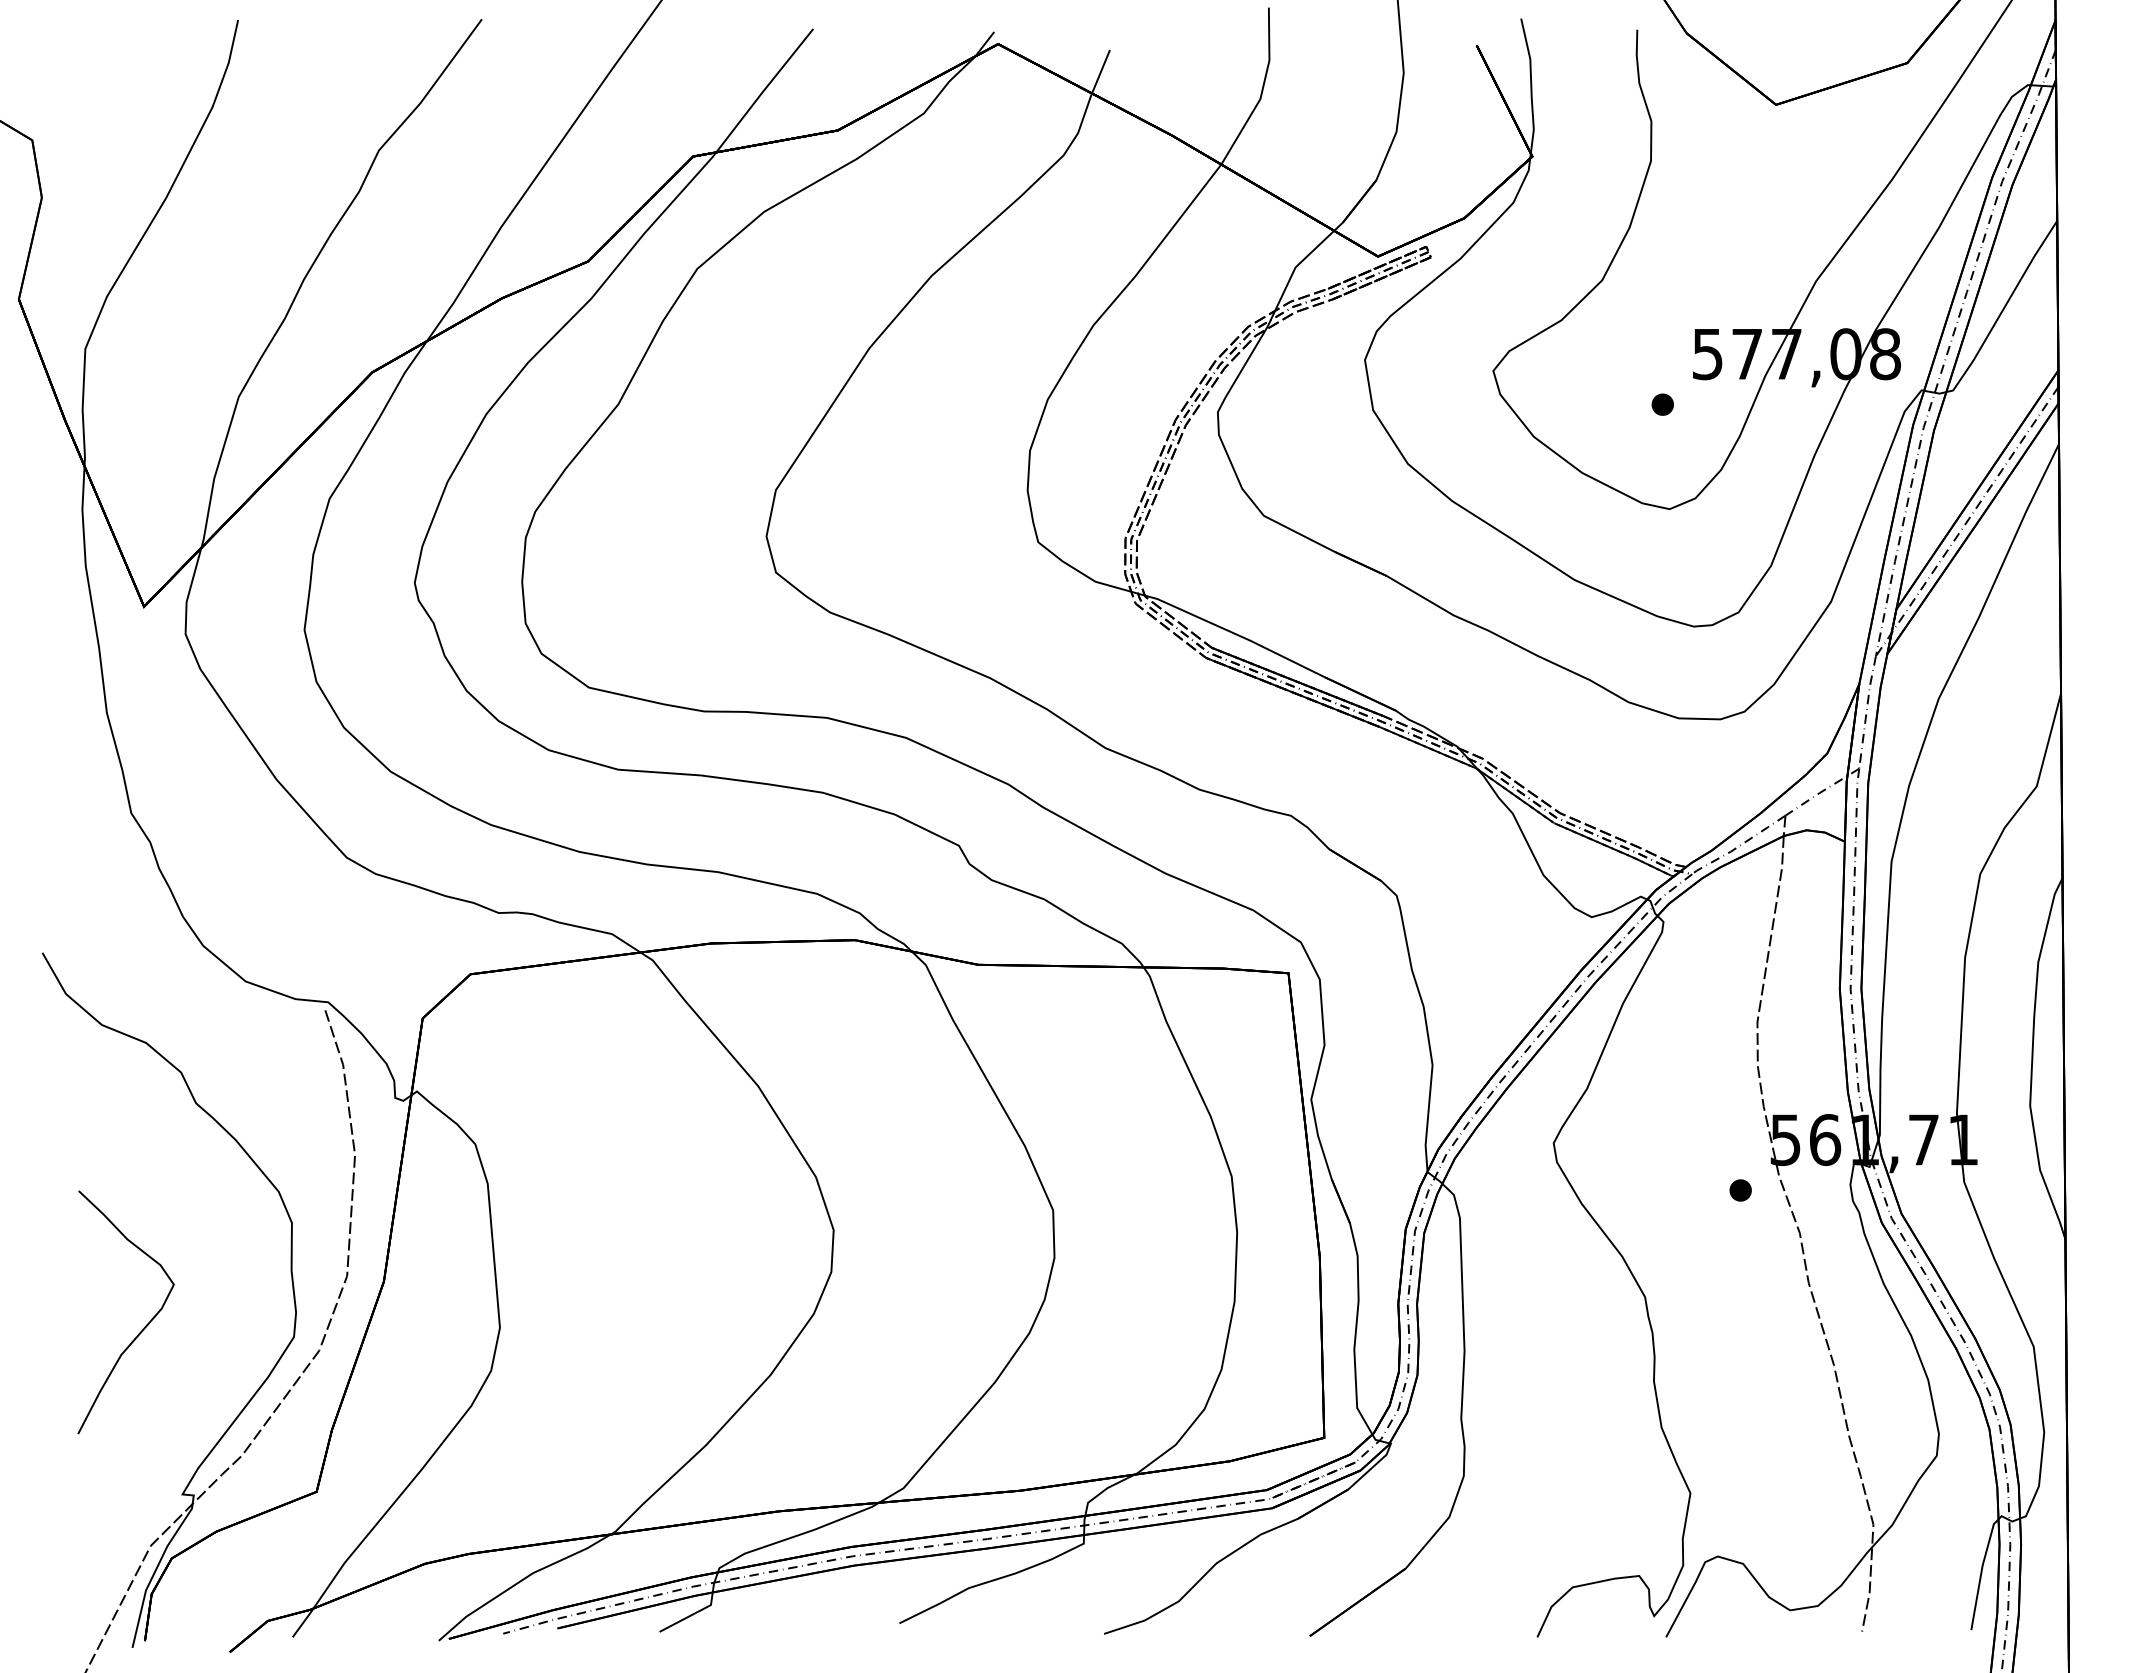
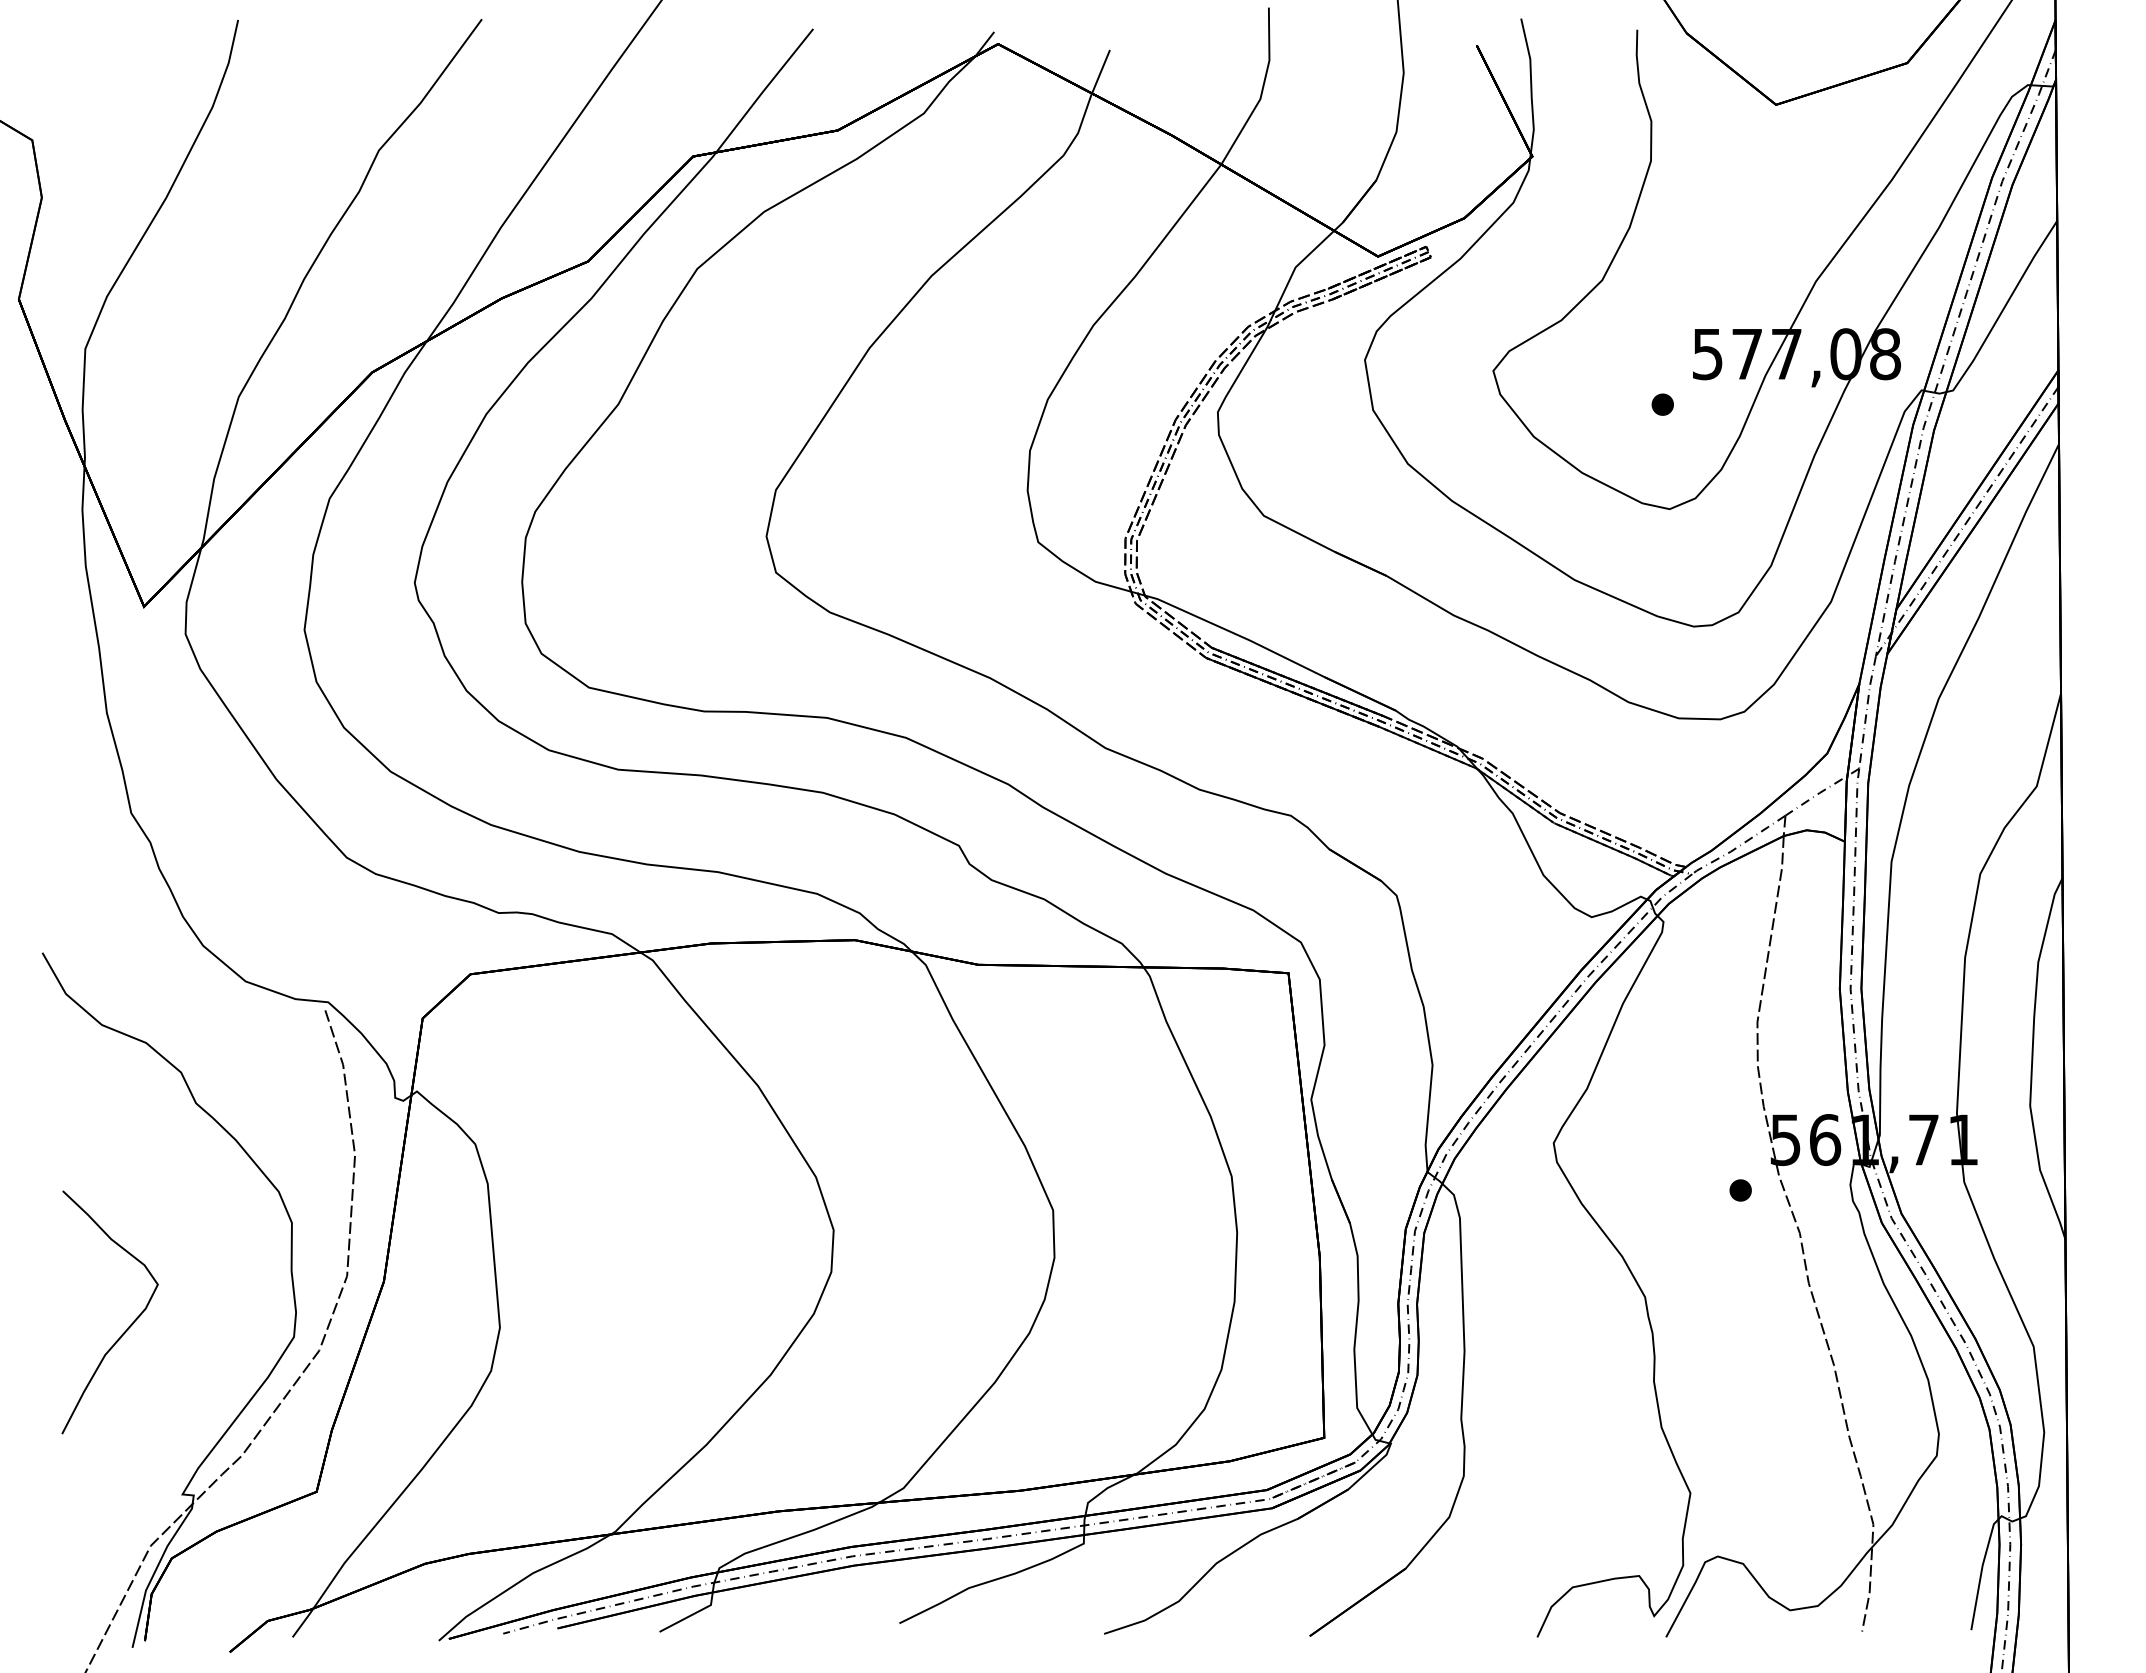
curve position: (144, 1326) -> (128, 1326) (128, 1326)
